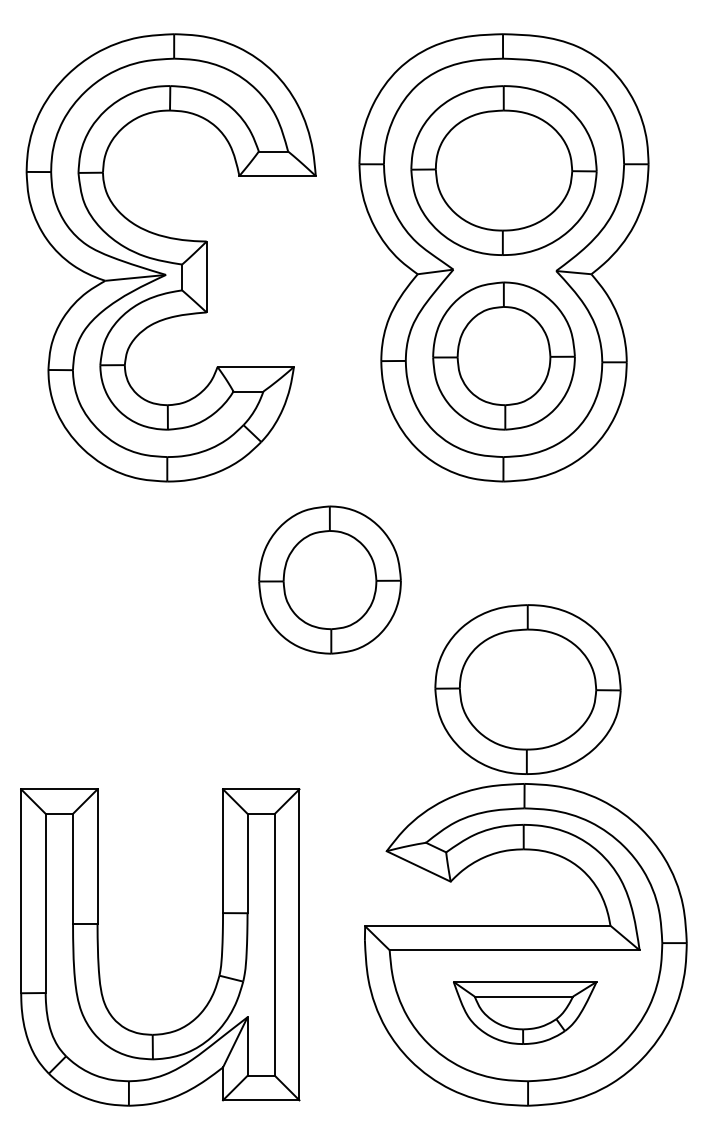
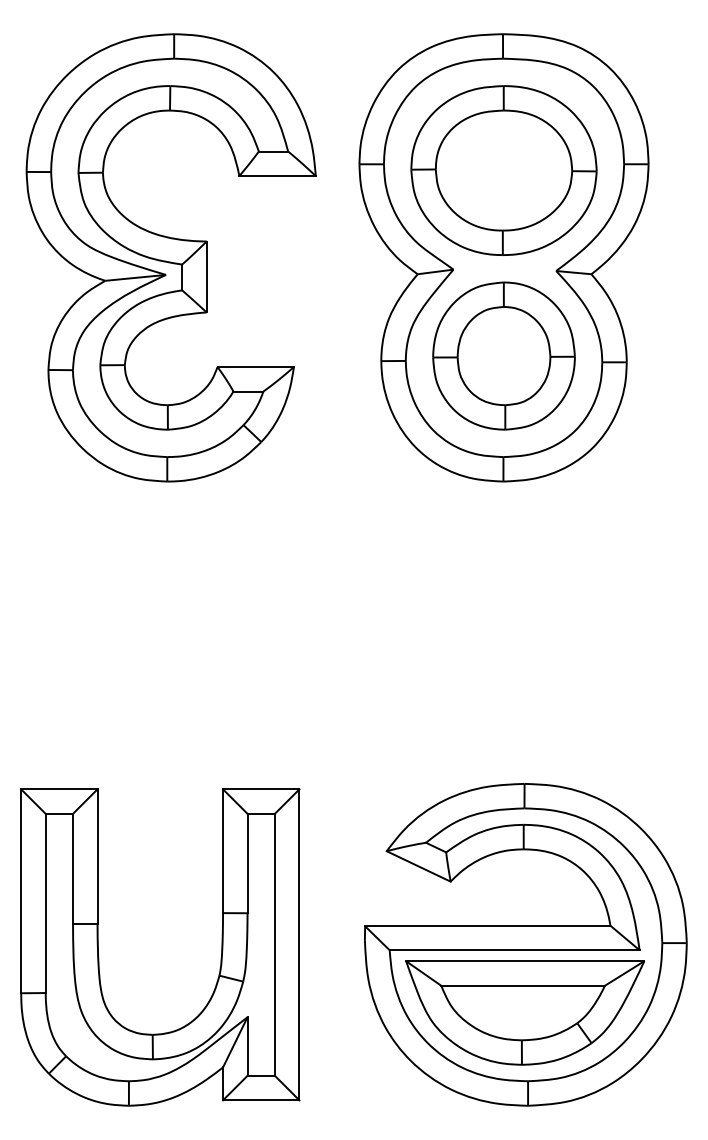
part: present -> none (329, 579)
part: present -> none (527, 689)
part size: 145x64 px -> 240x106 px (524, 1012)
